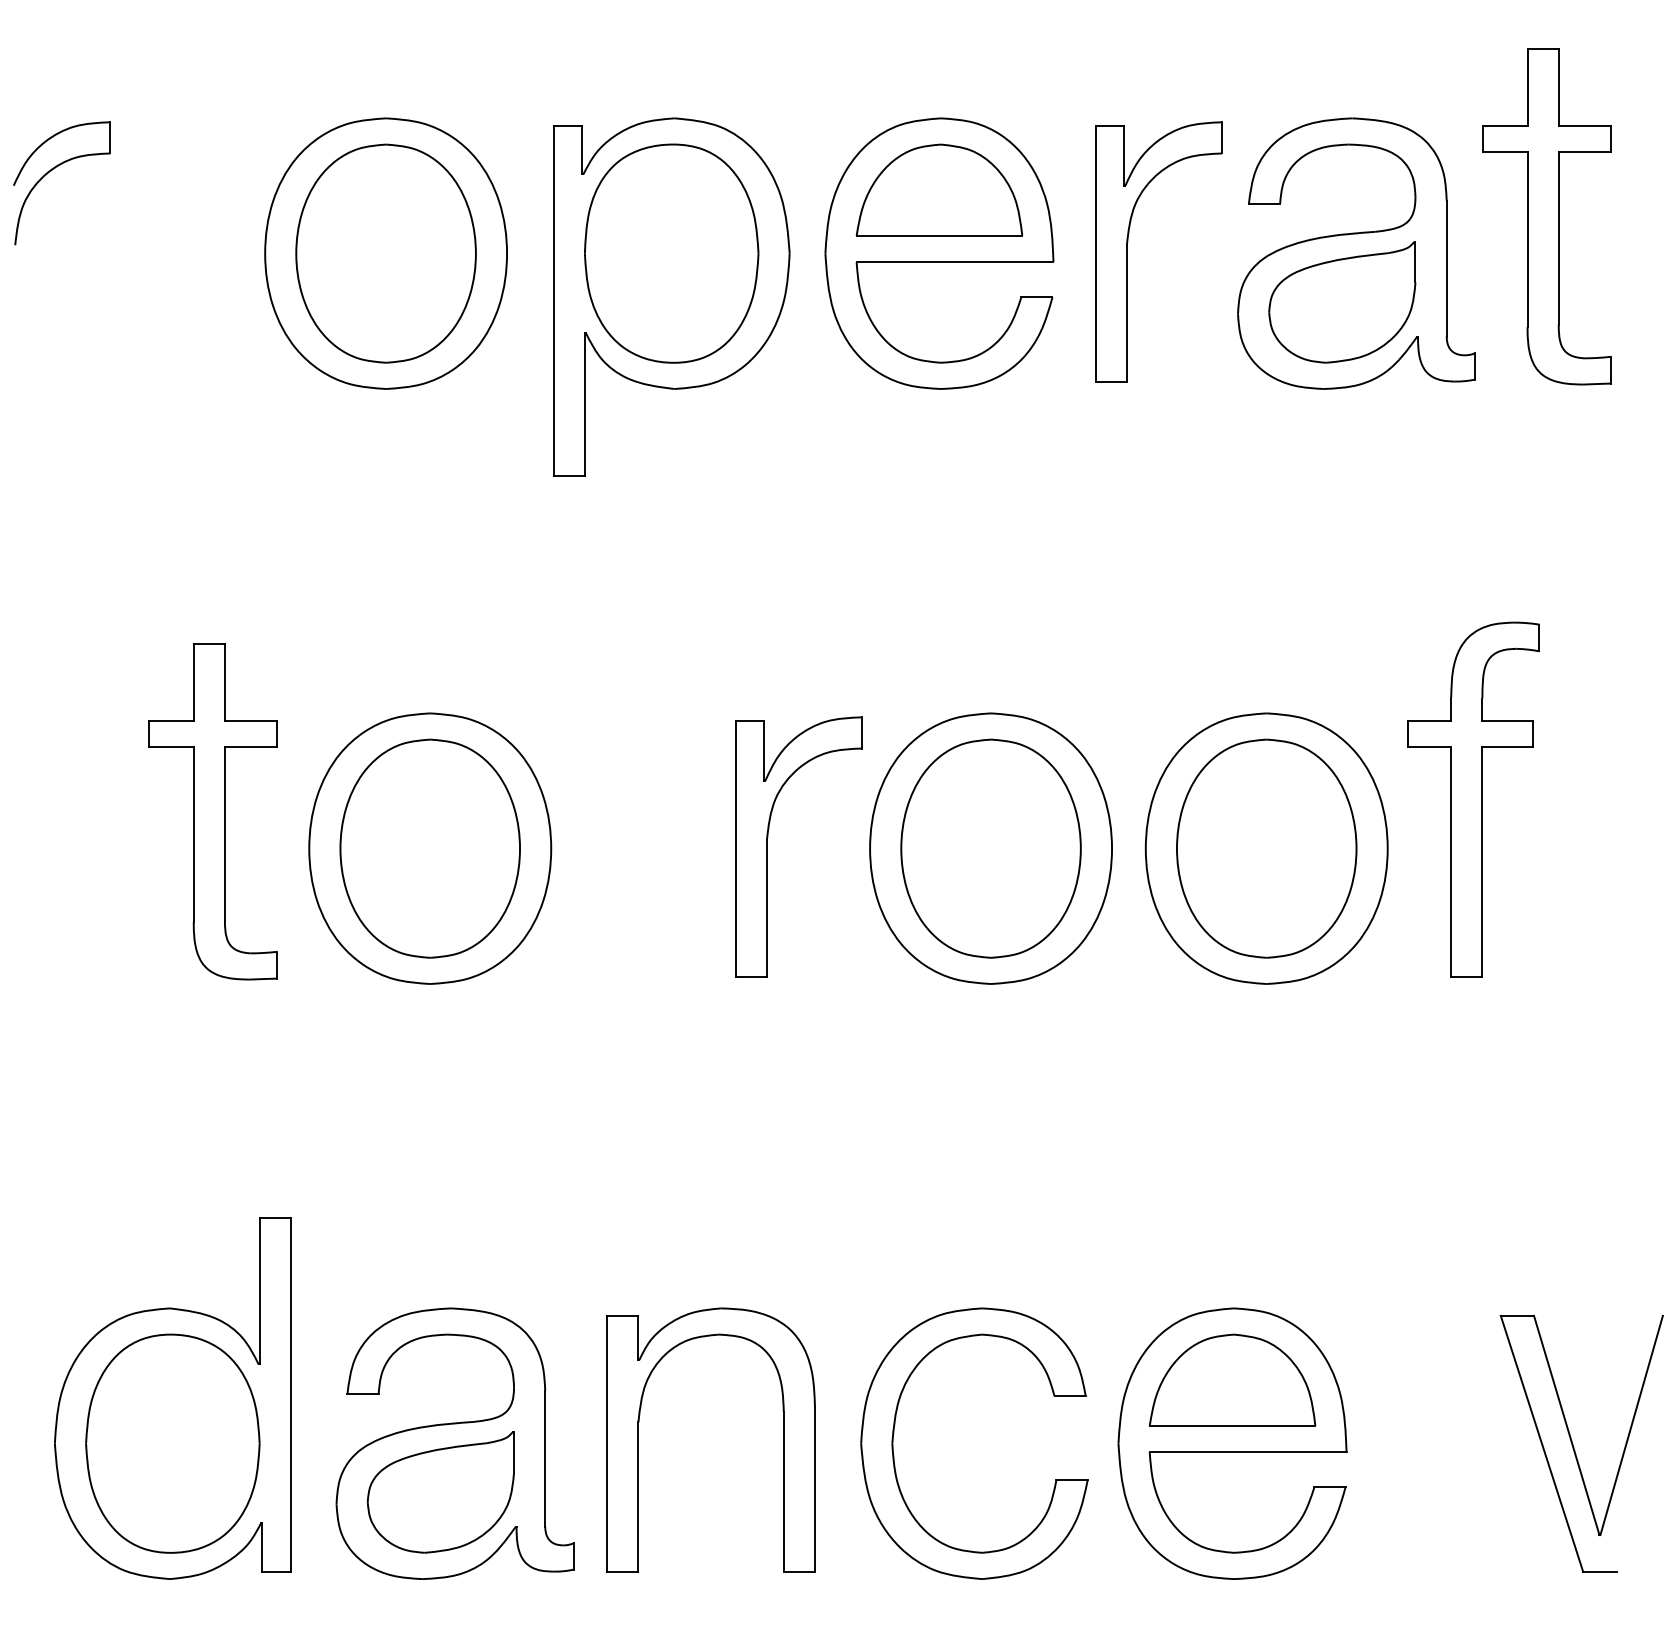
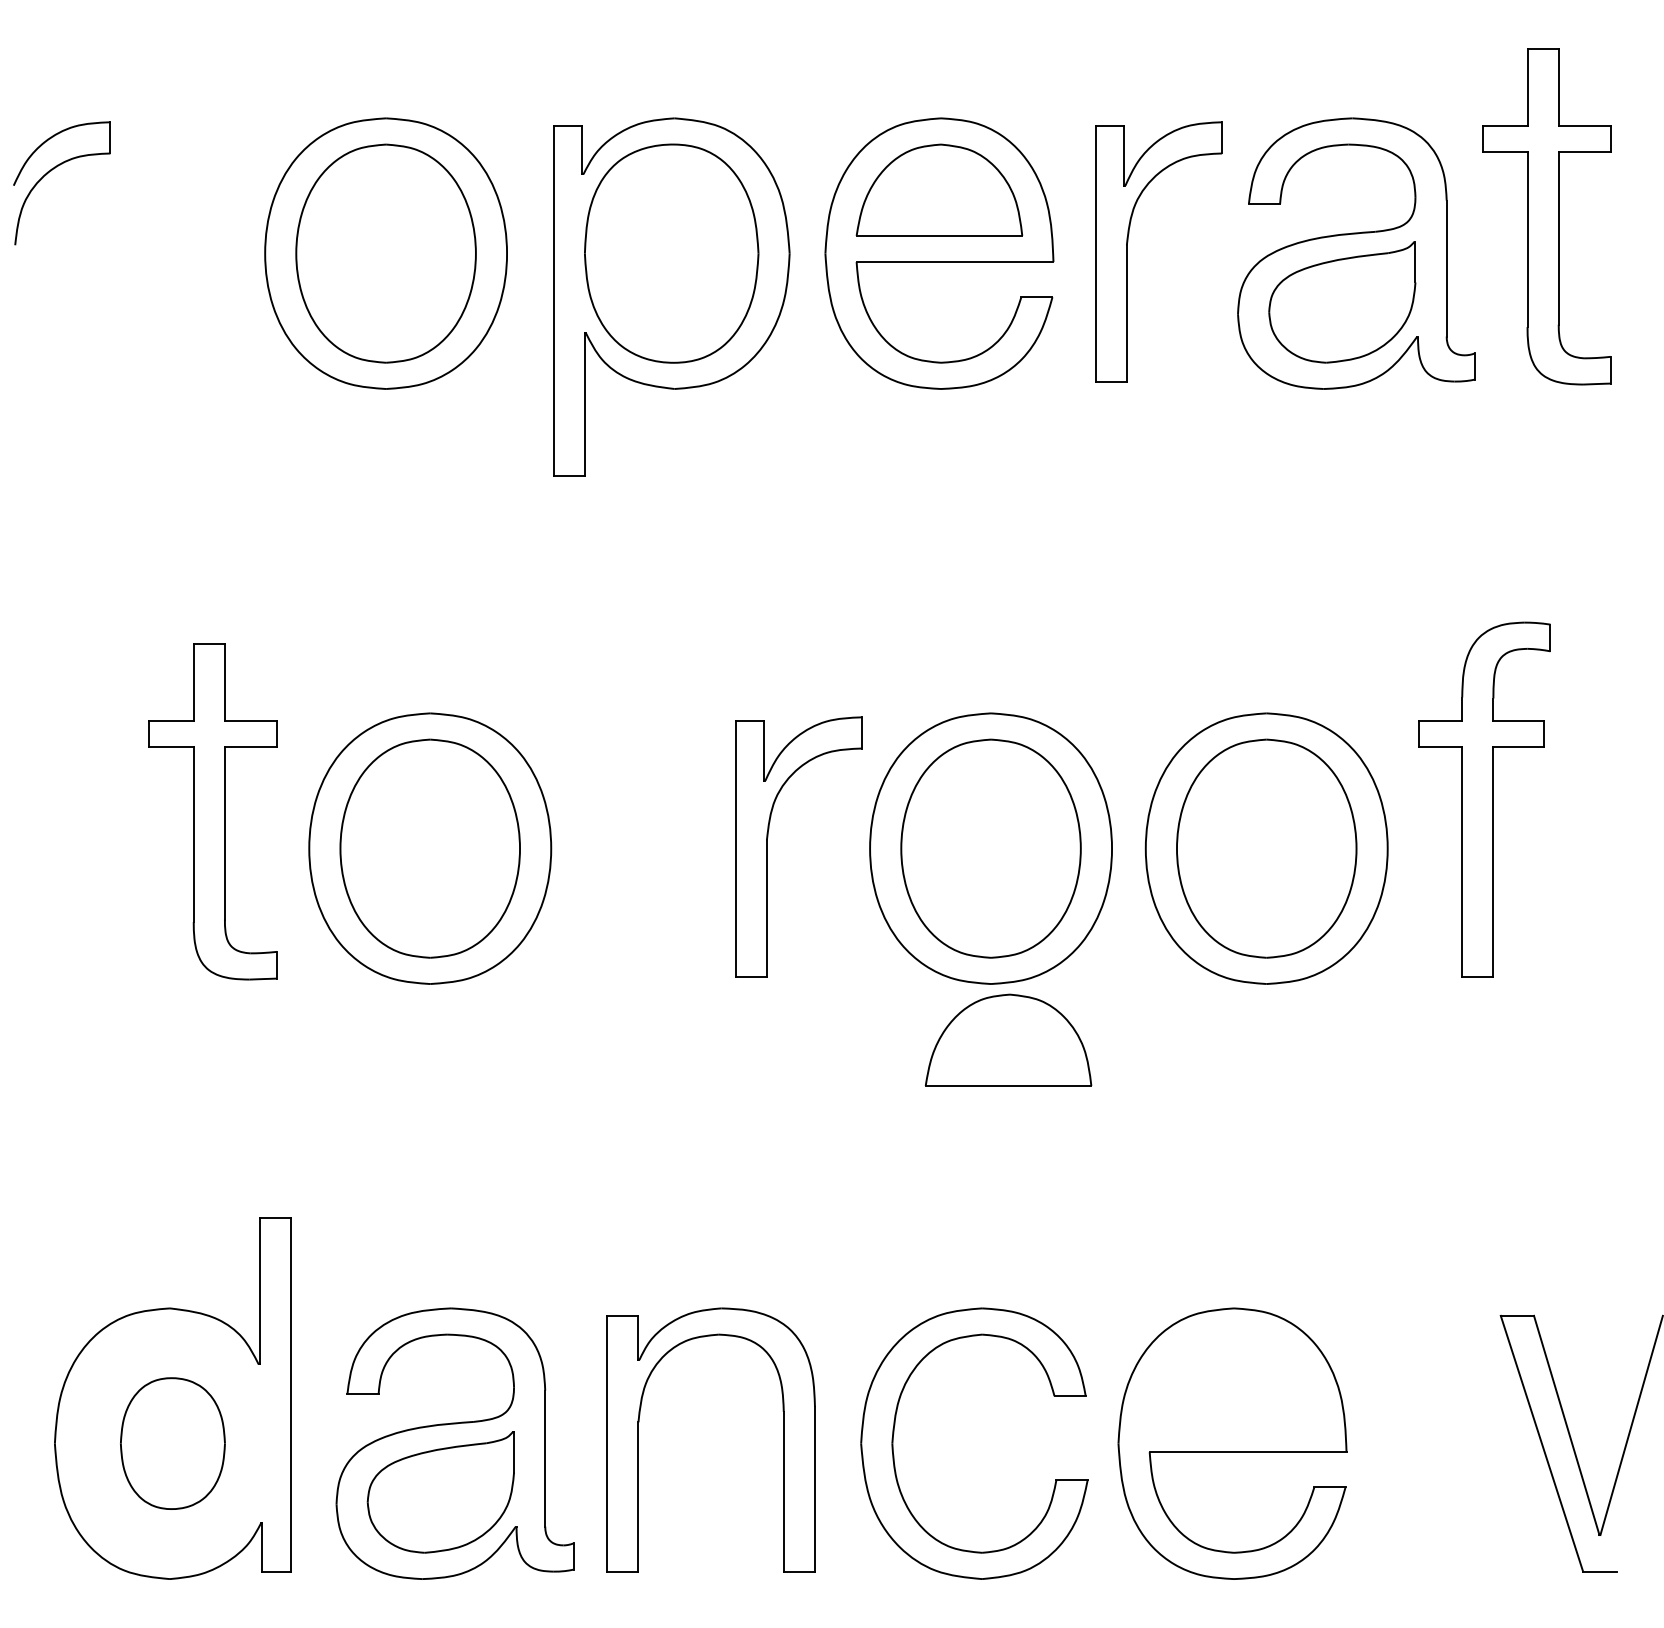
part position: (1473, 799) -> (1484, 799) (1484, 799)
part position: (1232, 1379) -> (1008, 1039) (1008, 1039)
part size: 176x221 px -> 106x133 px (172, 1443)
